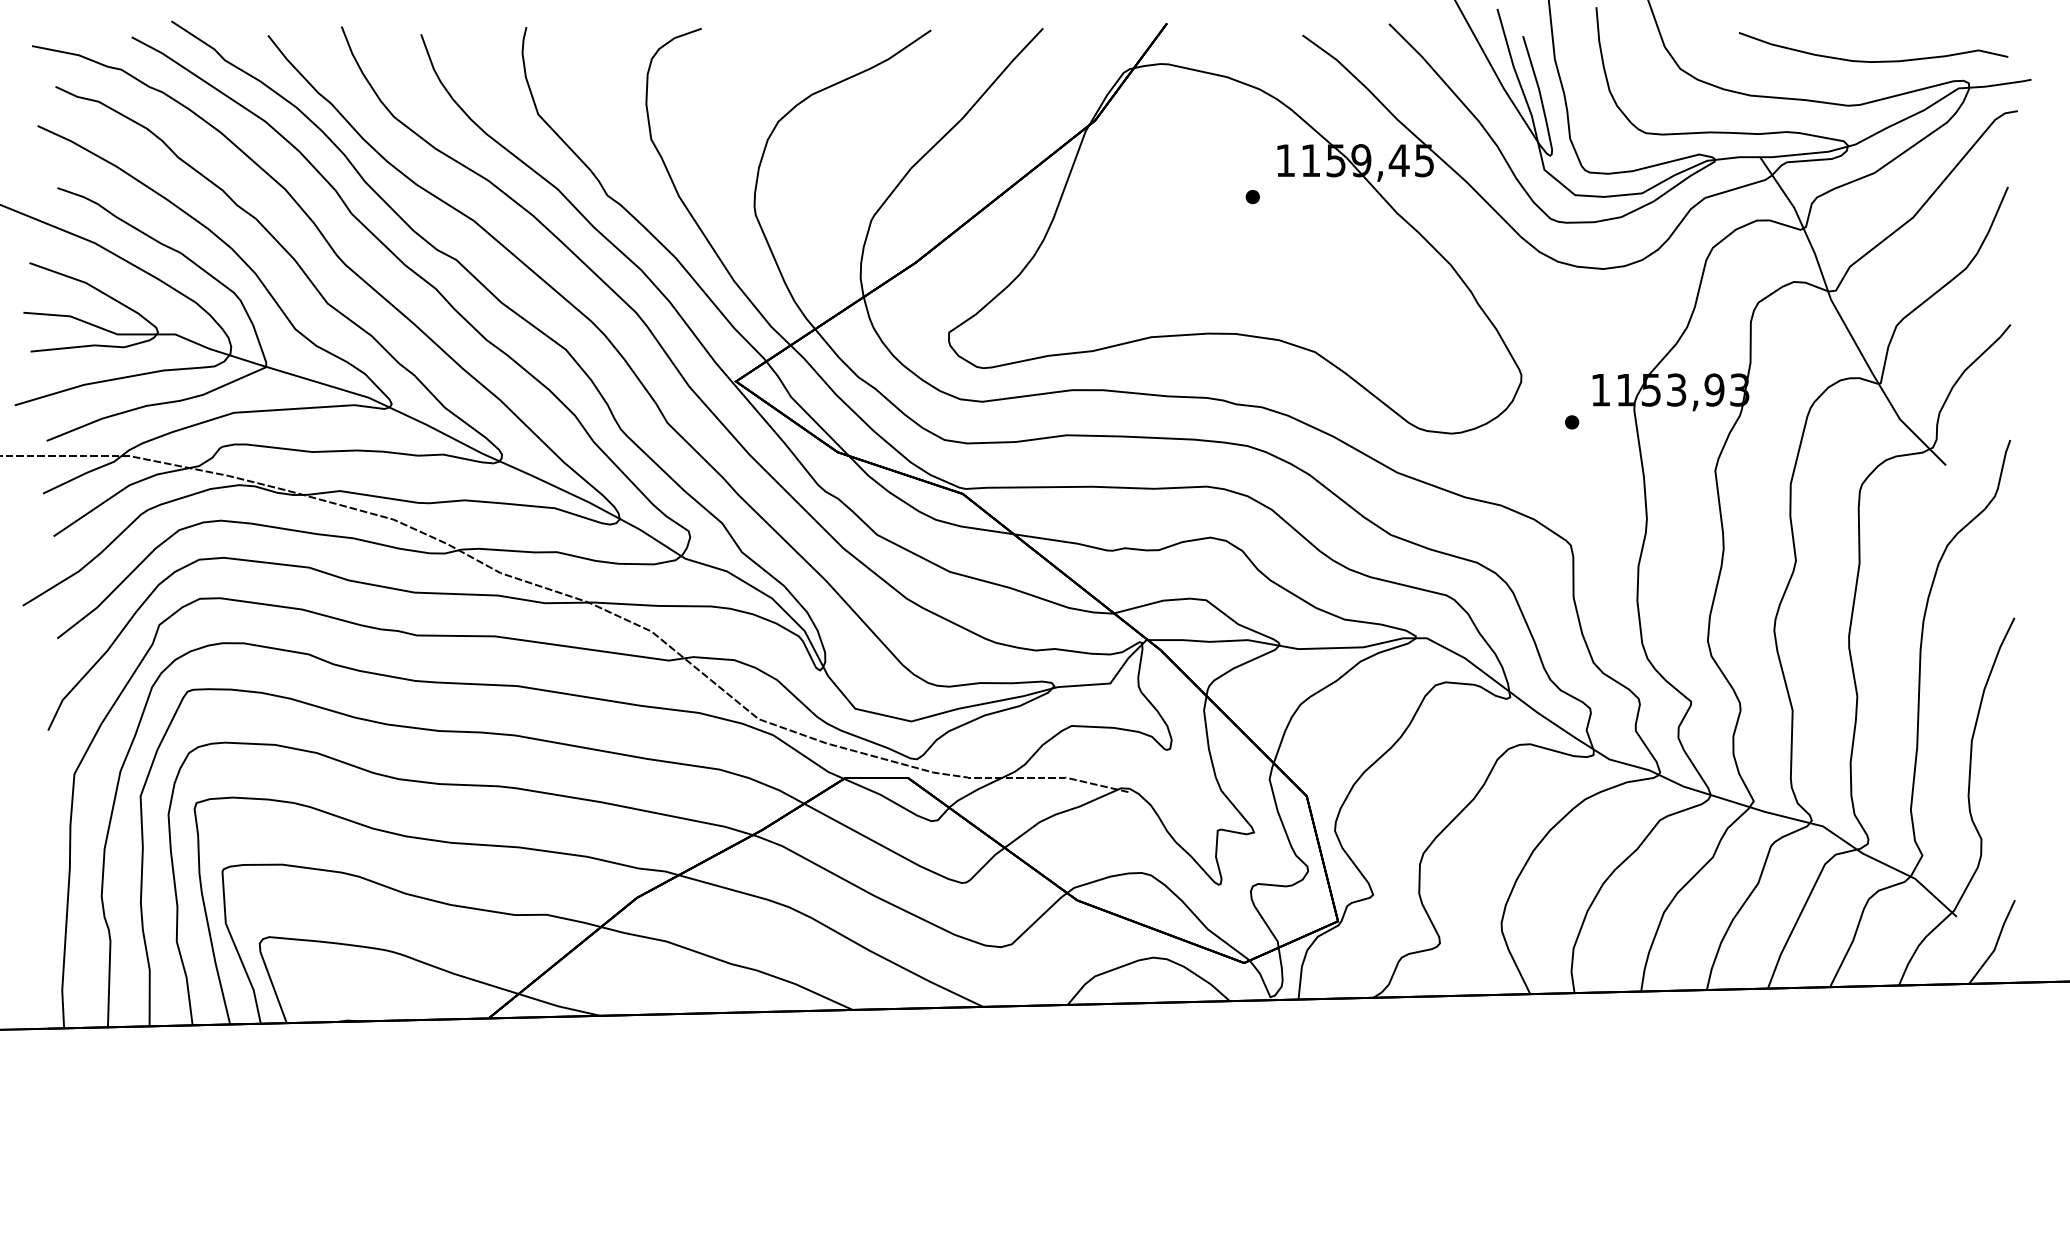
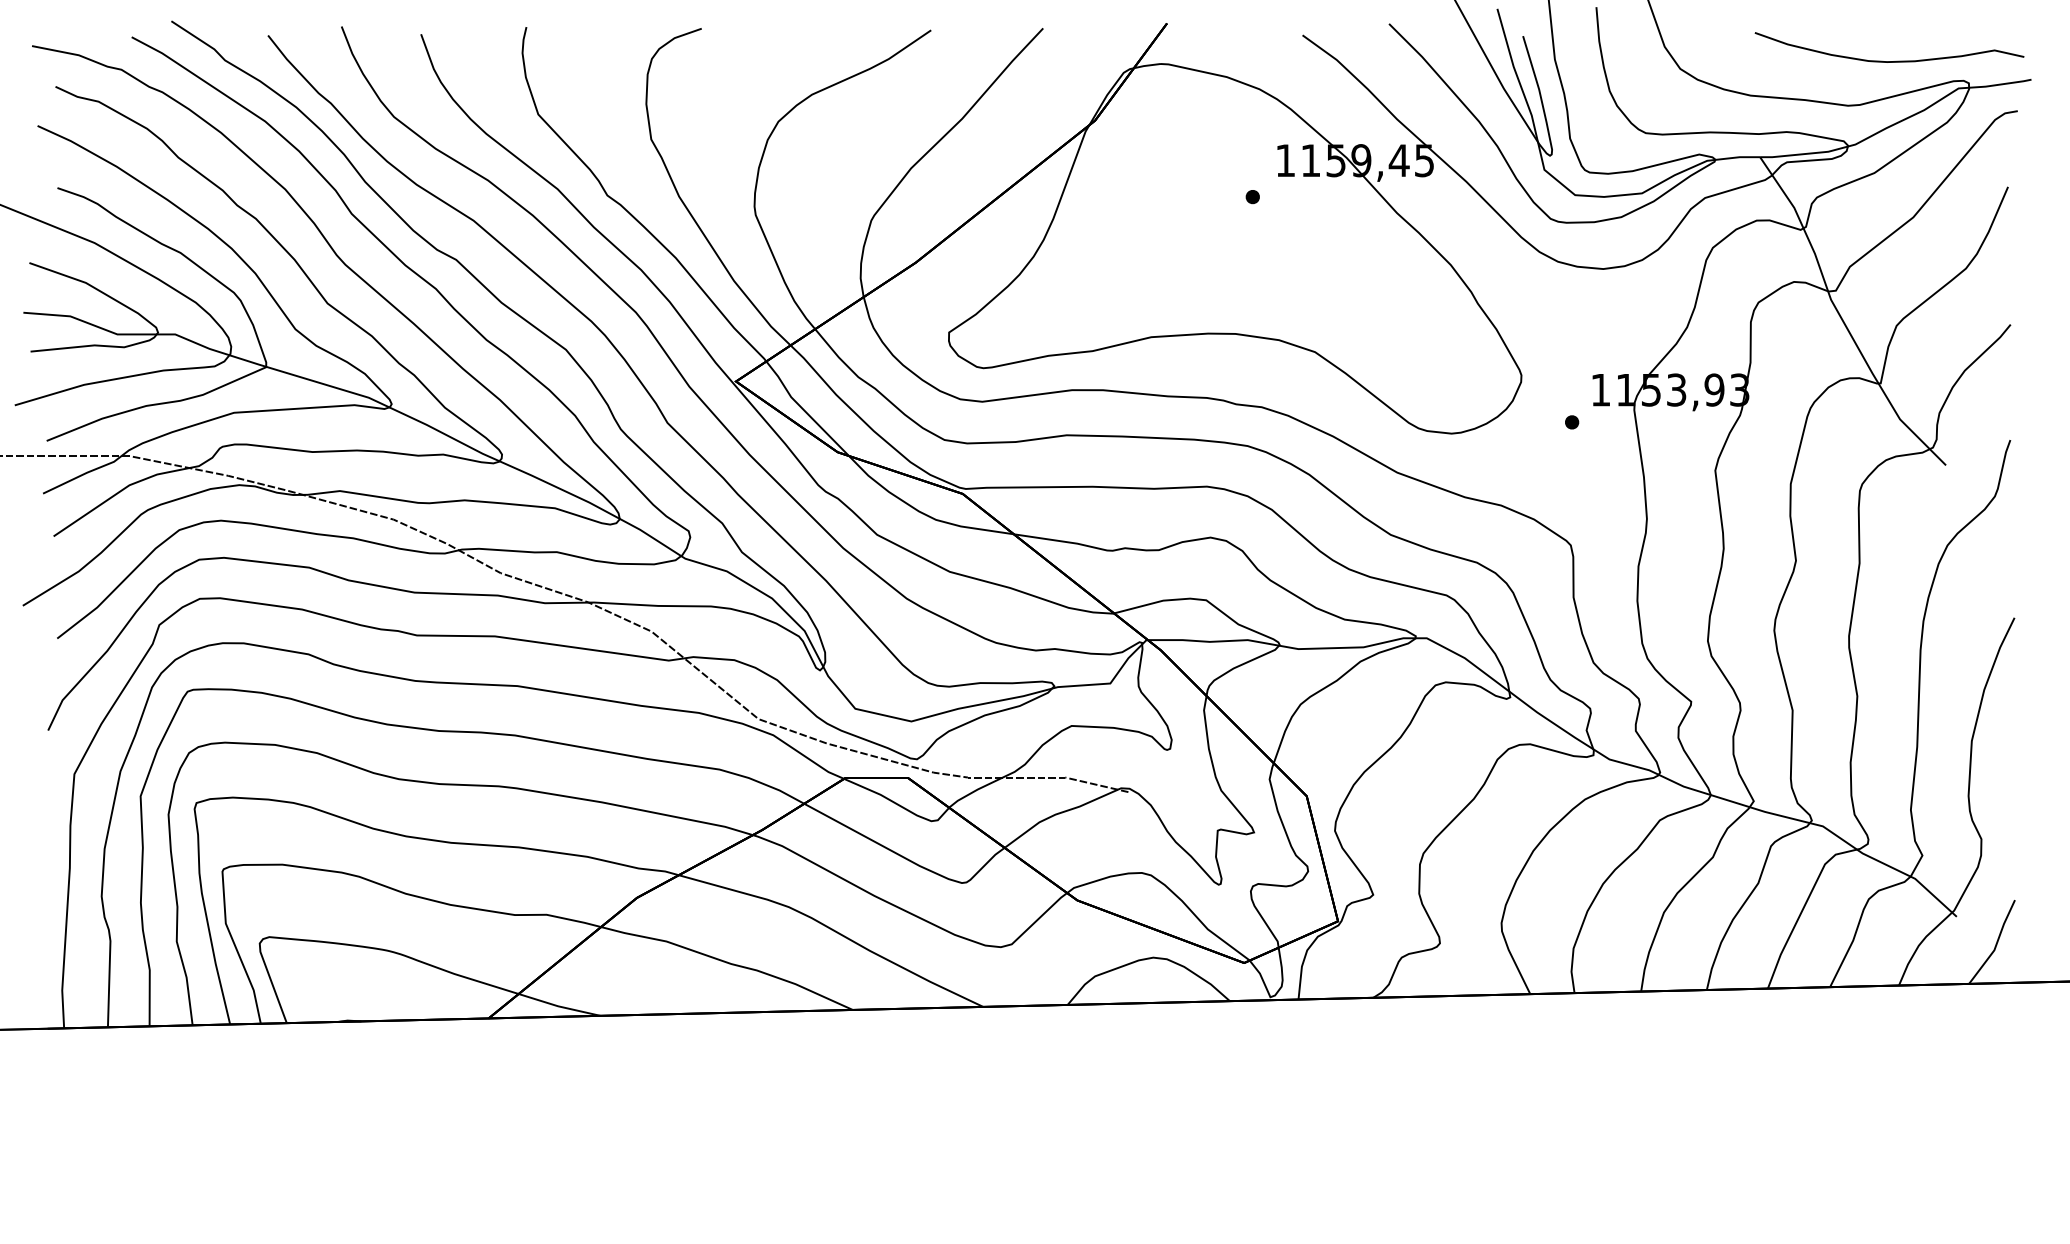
curve position: (1873, 61) -> (1889, 61) (1889, 61)
